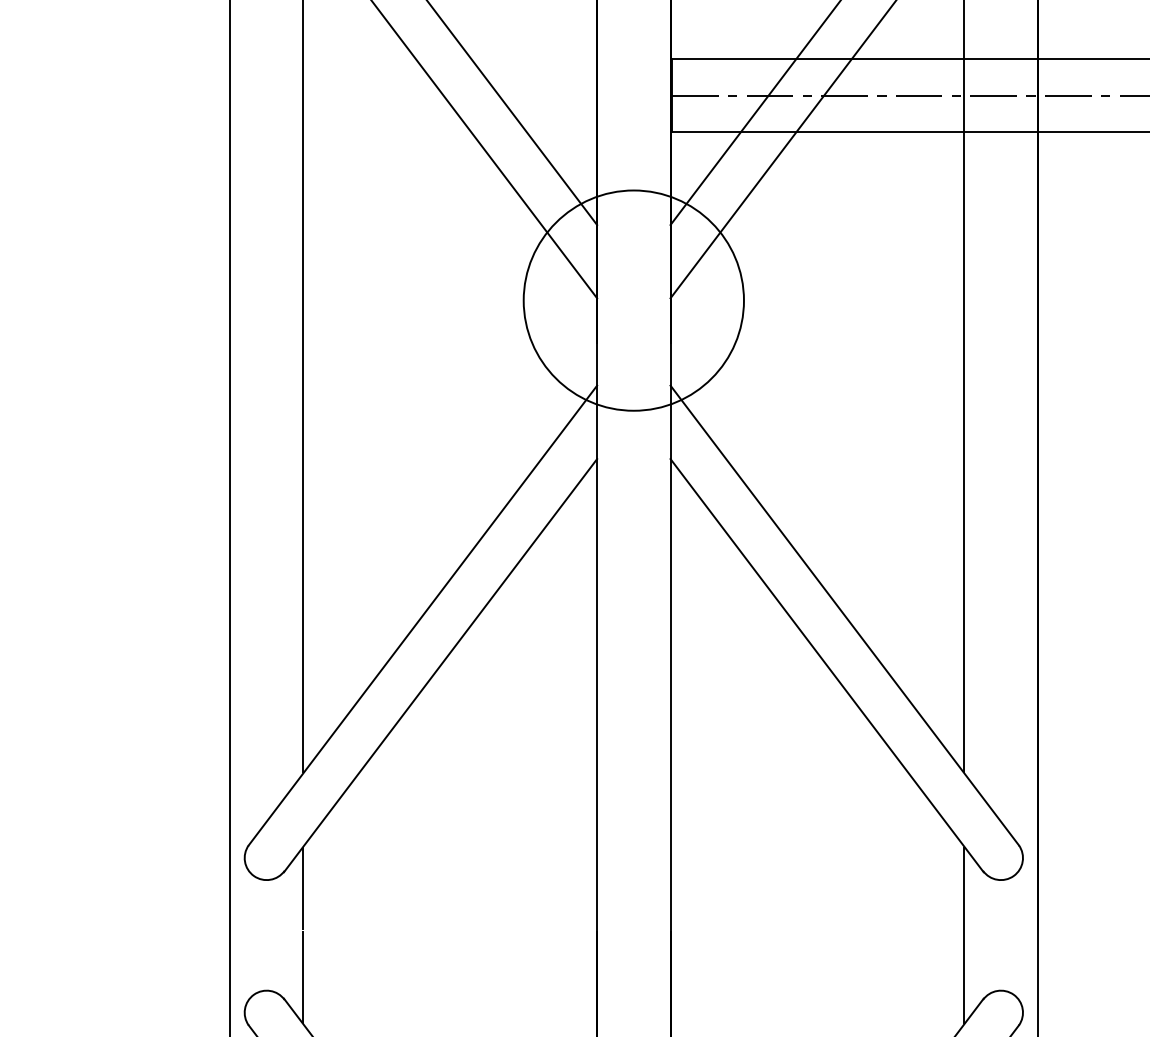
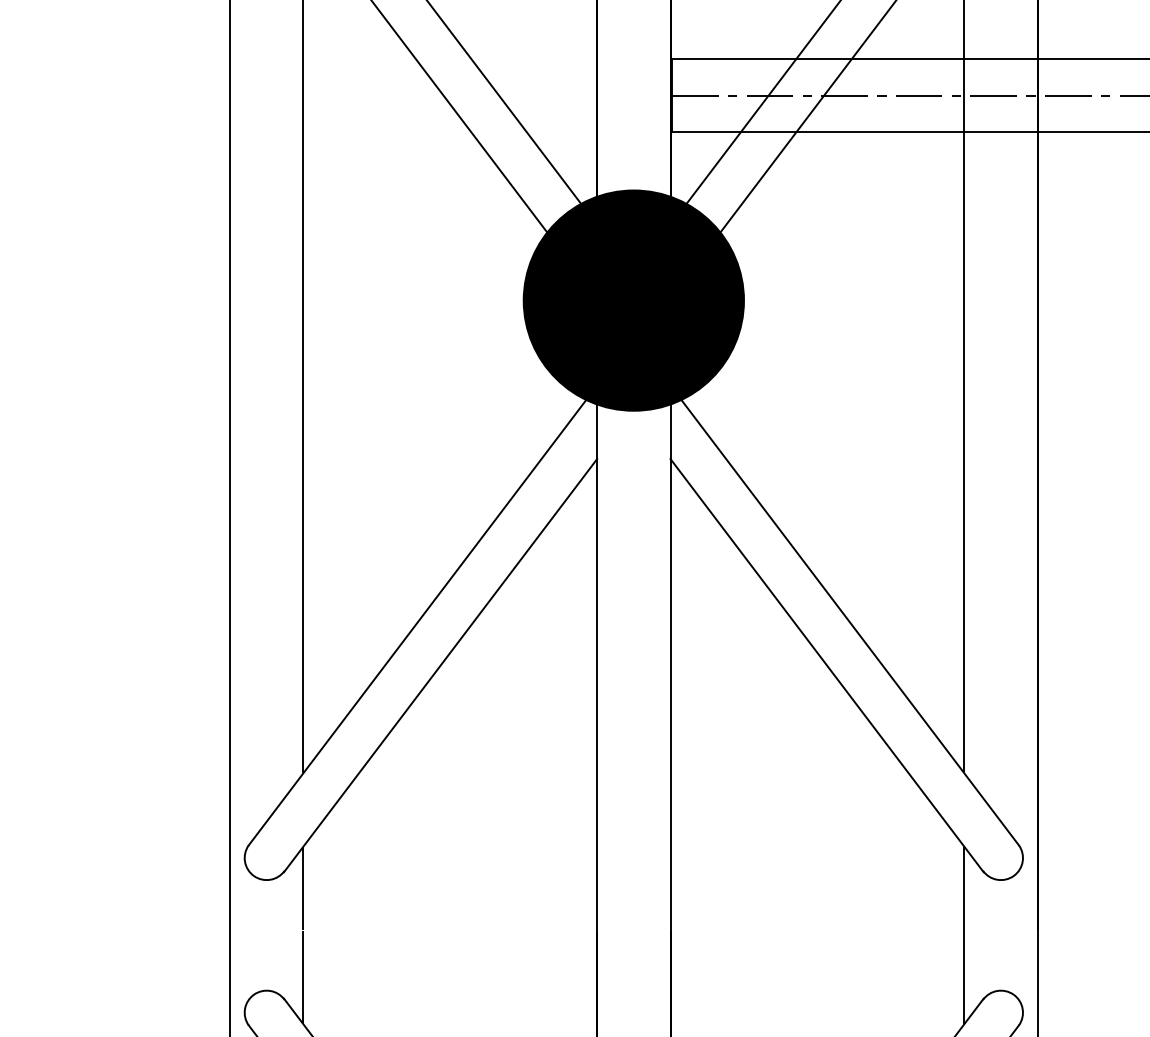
fill: none -> present (633, 300)
